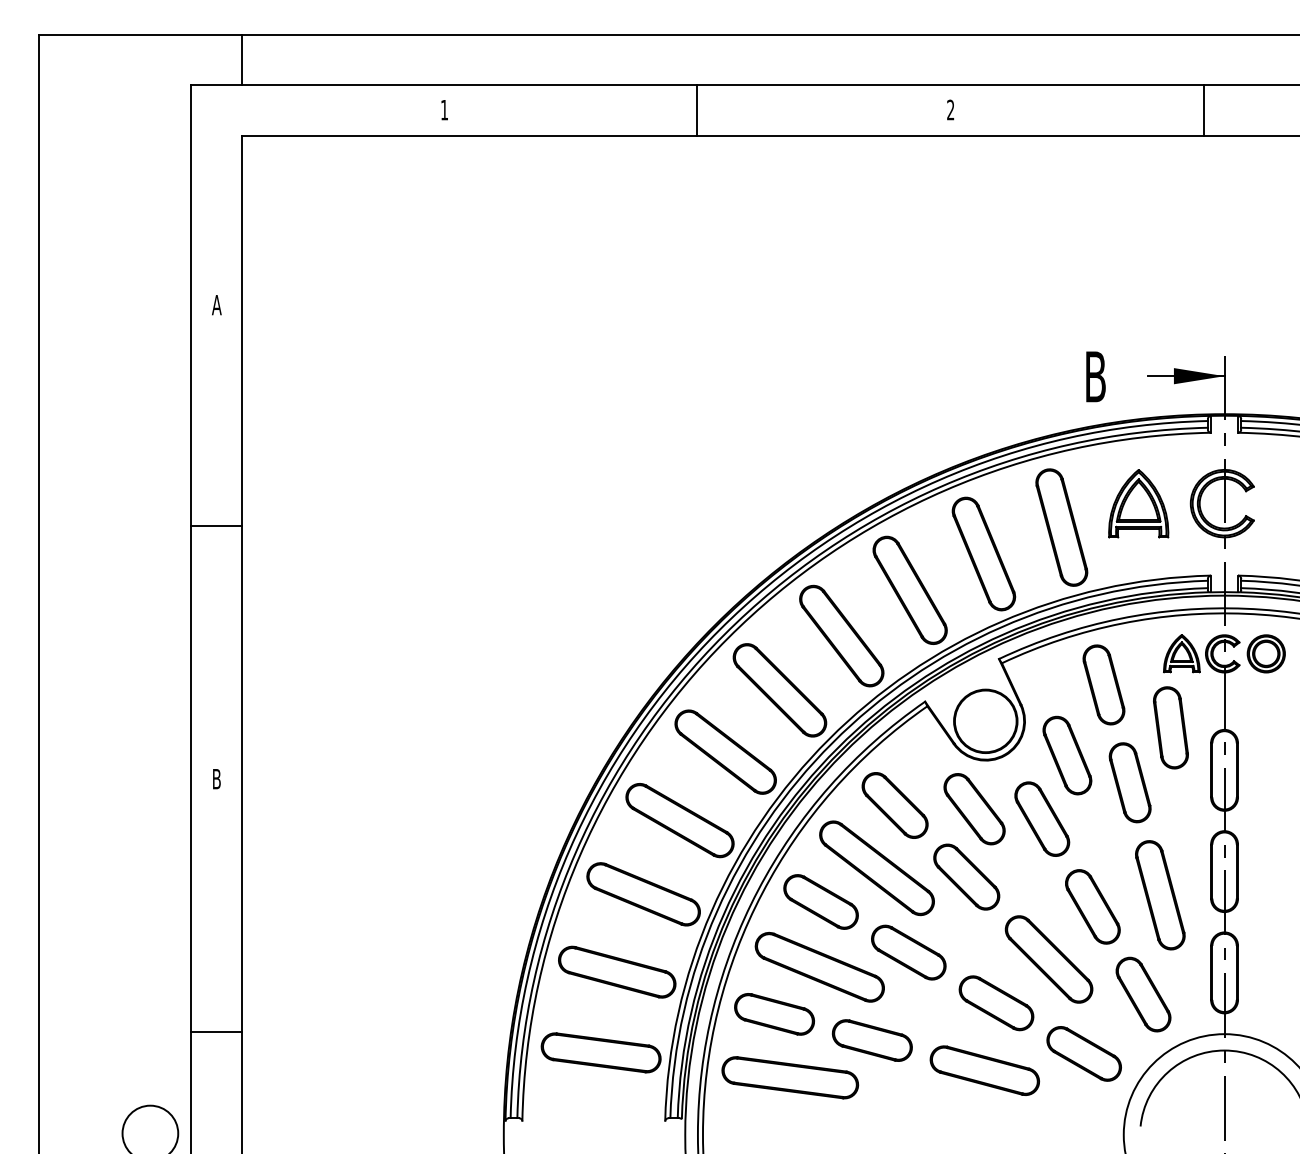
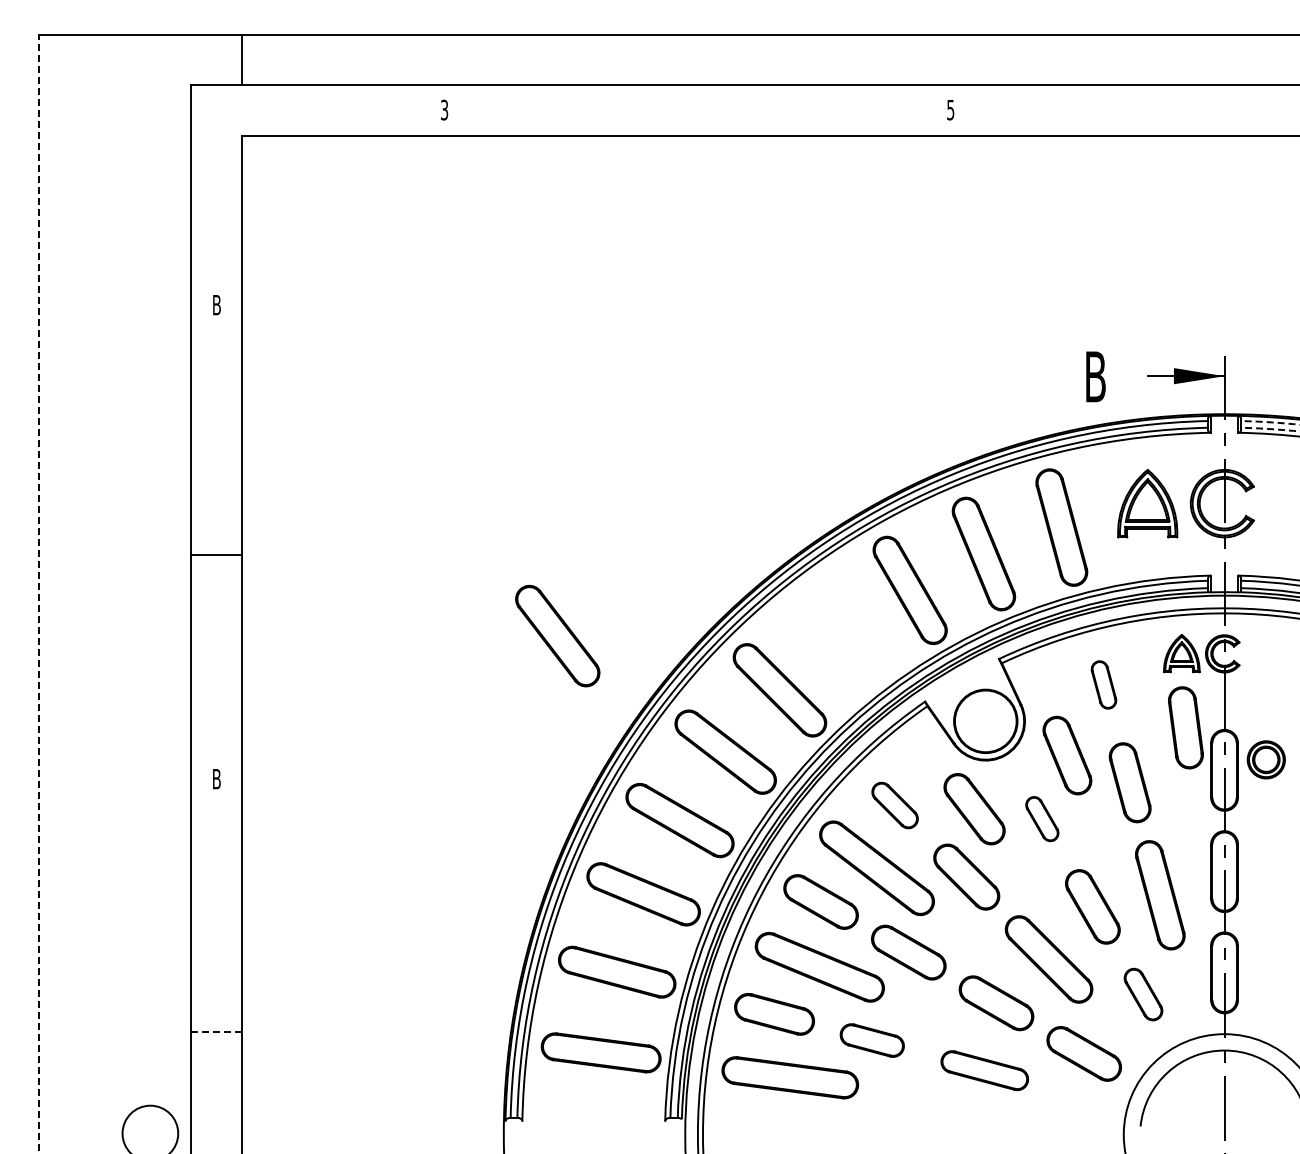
text: 1 -> 3 (444, 109)
text: 2 -> 5 (950, 109)
line: present -> none (697, 110)
line: present -> none (1203, 110)
text: A -> B (216, 305)
arc: solid -> dashed (1270, 422)
arc: solid -> dashed (1270, 429)
part position: (1138, 503) -> (1147, 503) (1147, 503)
line position: (215, 525) -> (215, 554) (215, 554)
line: solid -> dashed (39, 593)
part position: (841, 635) -> (557, 635) (557, 635)
part position: (1265, 653) -> (1265, 759) (1265, 759)
part size: 44x82 px -> 28x50 px (1103, 684)
part position: (1170, 727) -> (1185, 727) (1185, 727)
part size: 68x67 px -> 48x49 px (894, 805)
part size: 57x76 px -> 35x47 px (1042, 819)
part size: 57x77 px -> 41x55 px (1143, 994)
line: solid -> dashed (216, 1032)
part size: 82x43 px -> 66x35 px (871, 1040)
part size: 111x51 px -> 90x42 px (984, 1070)
